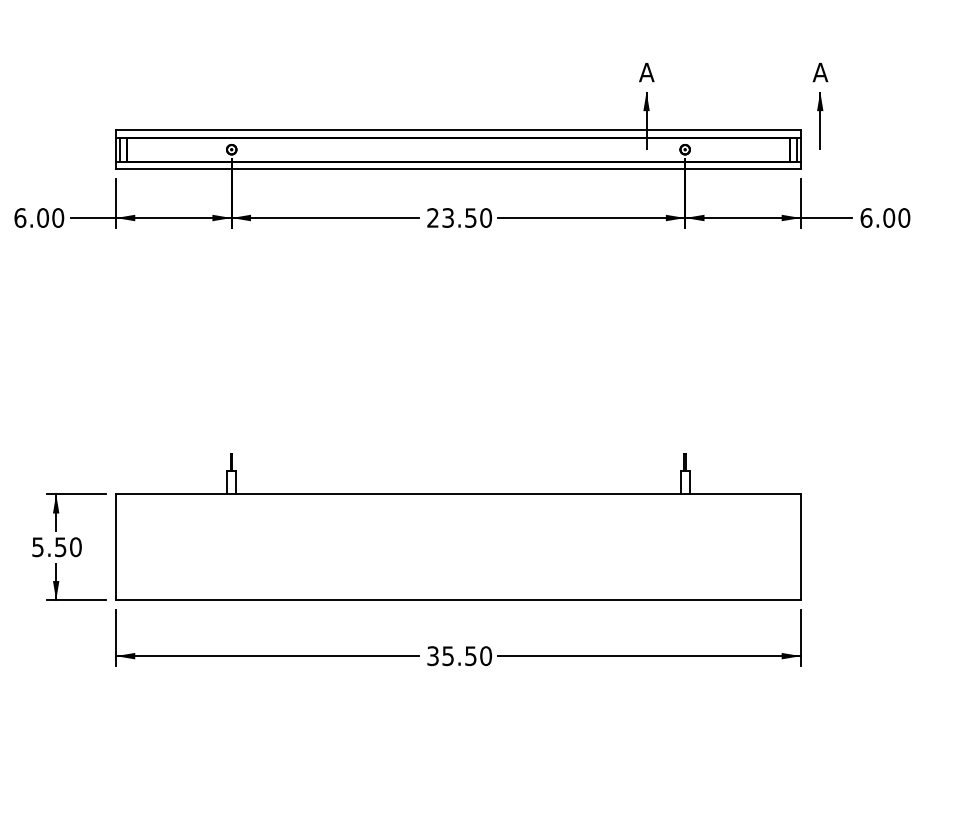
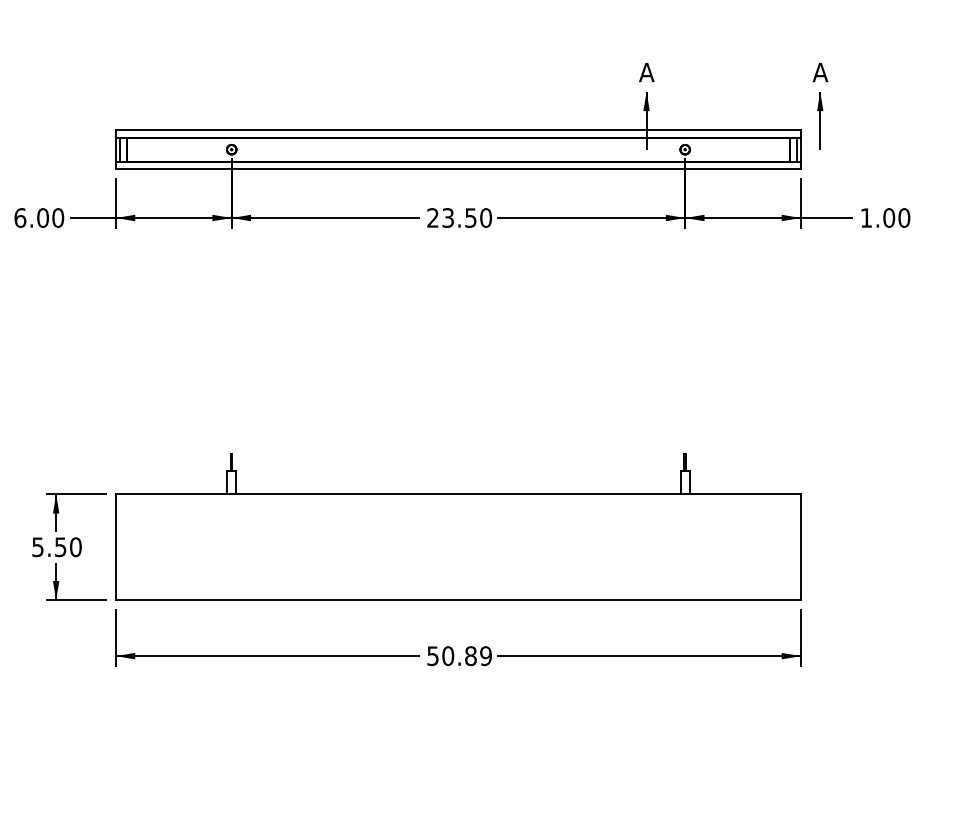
text: 6.00 -> 1.00 (866, 217)
text: 35.50 -> 50.89 (459, 656)
